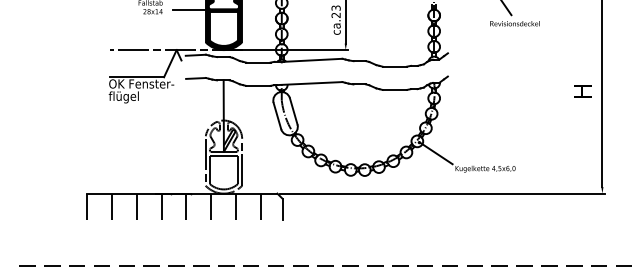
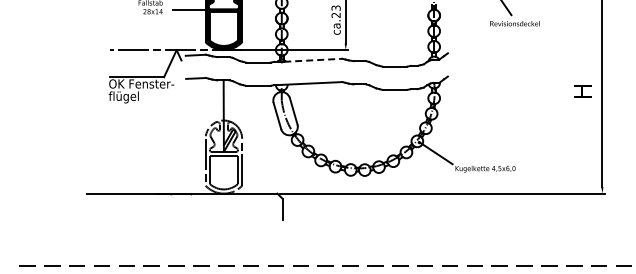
line: solid -> dashed (313, 60)
hatch: present -> none (173, 206)
